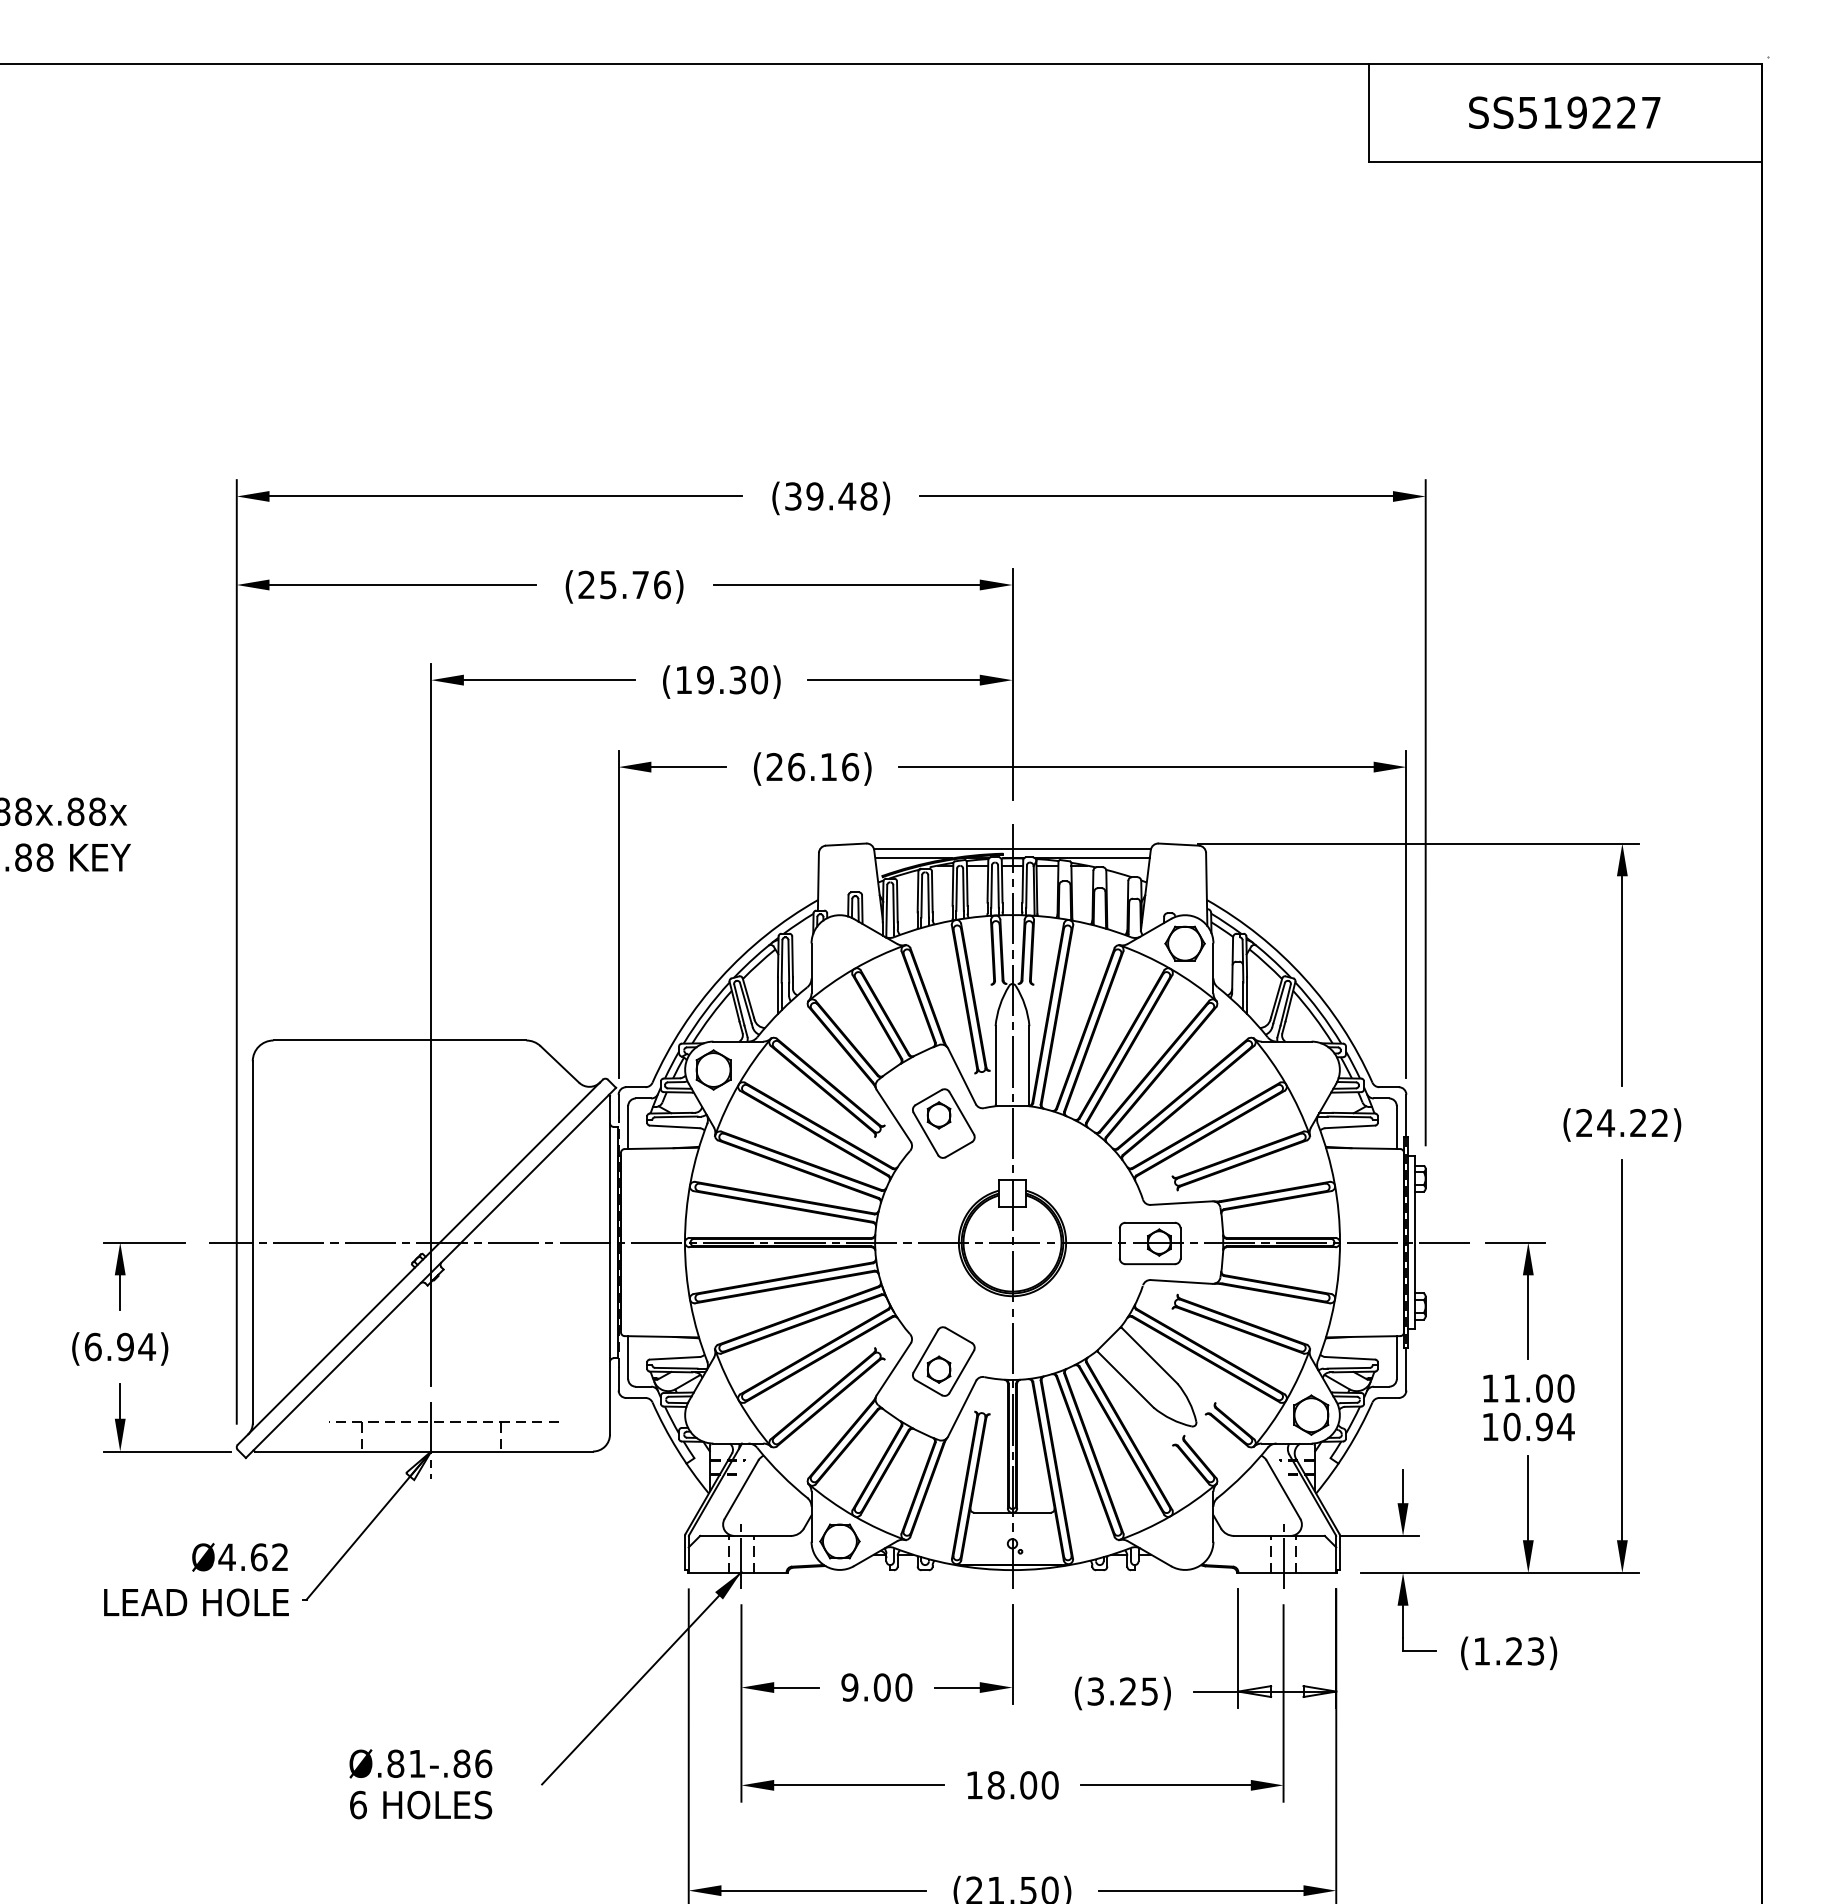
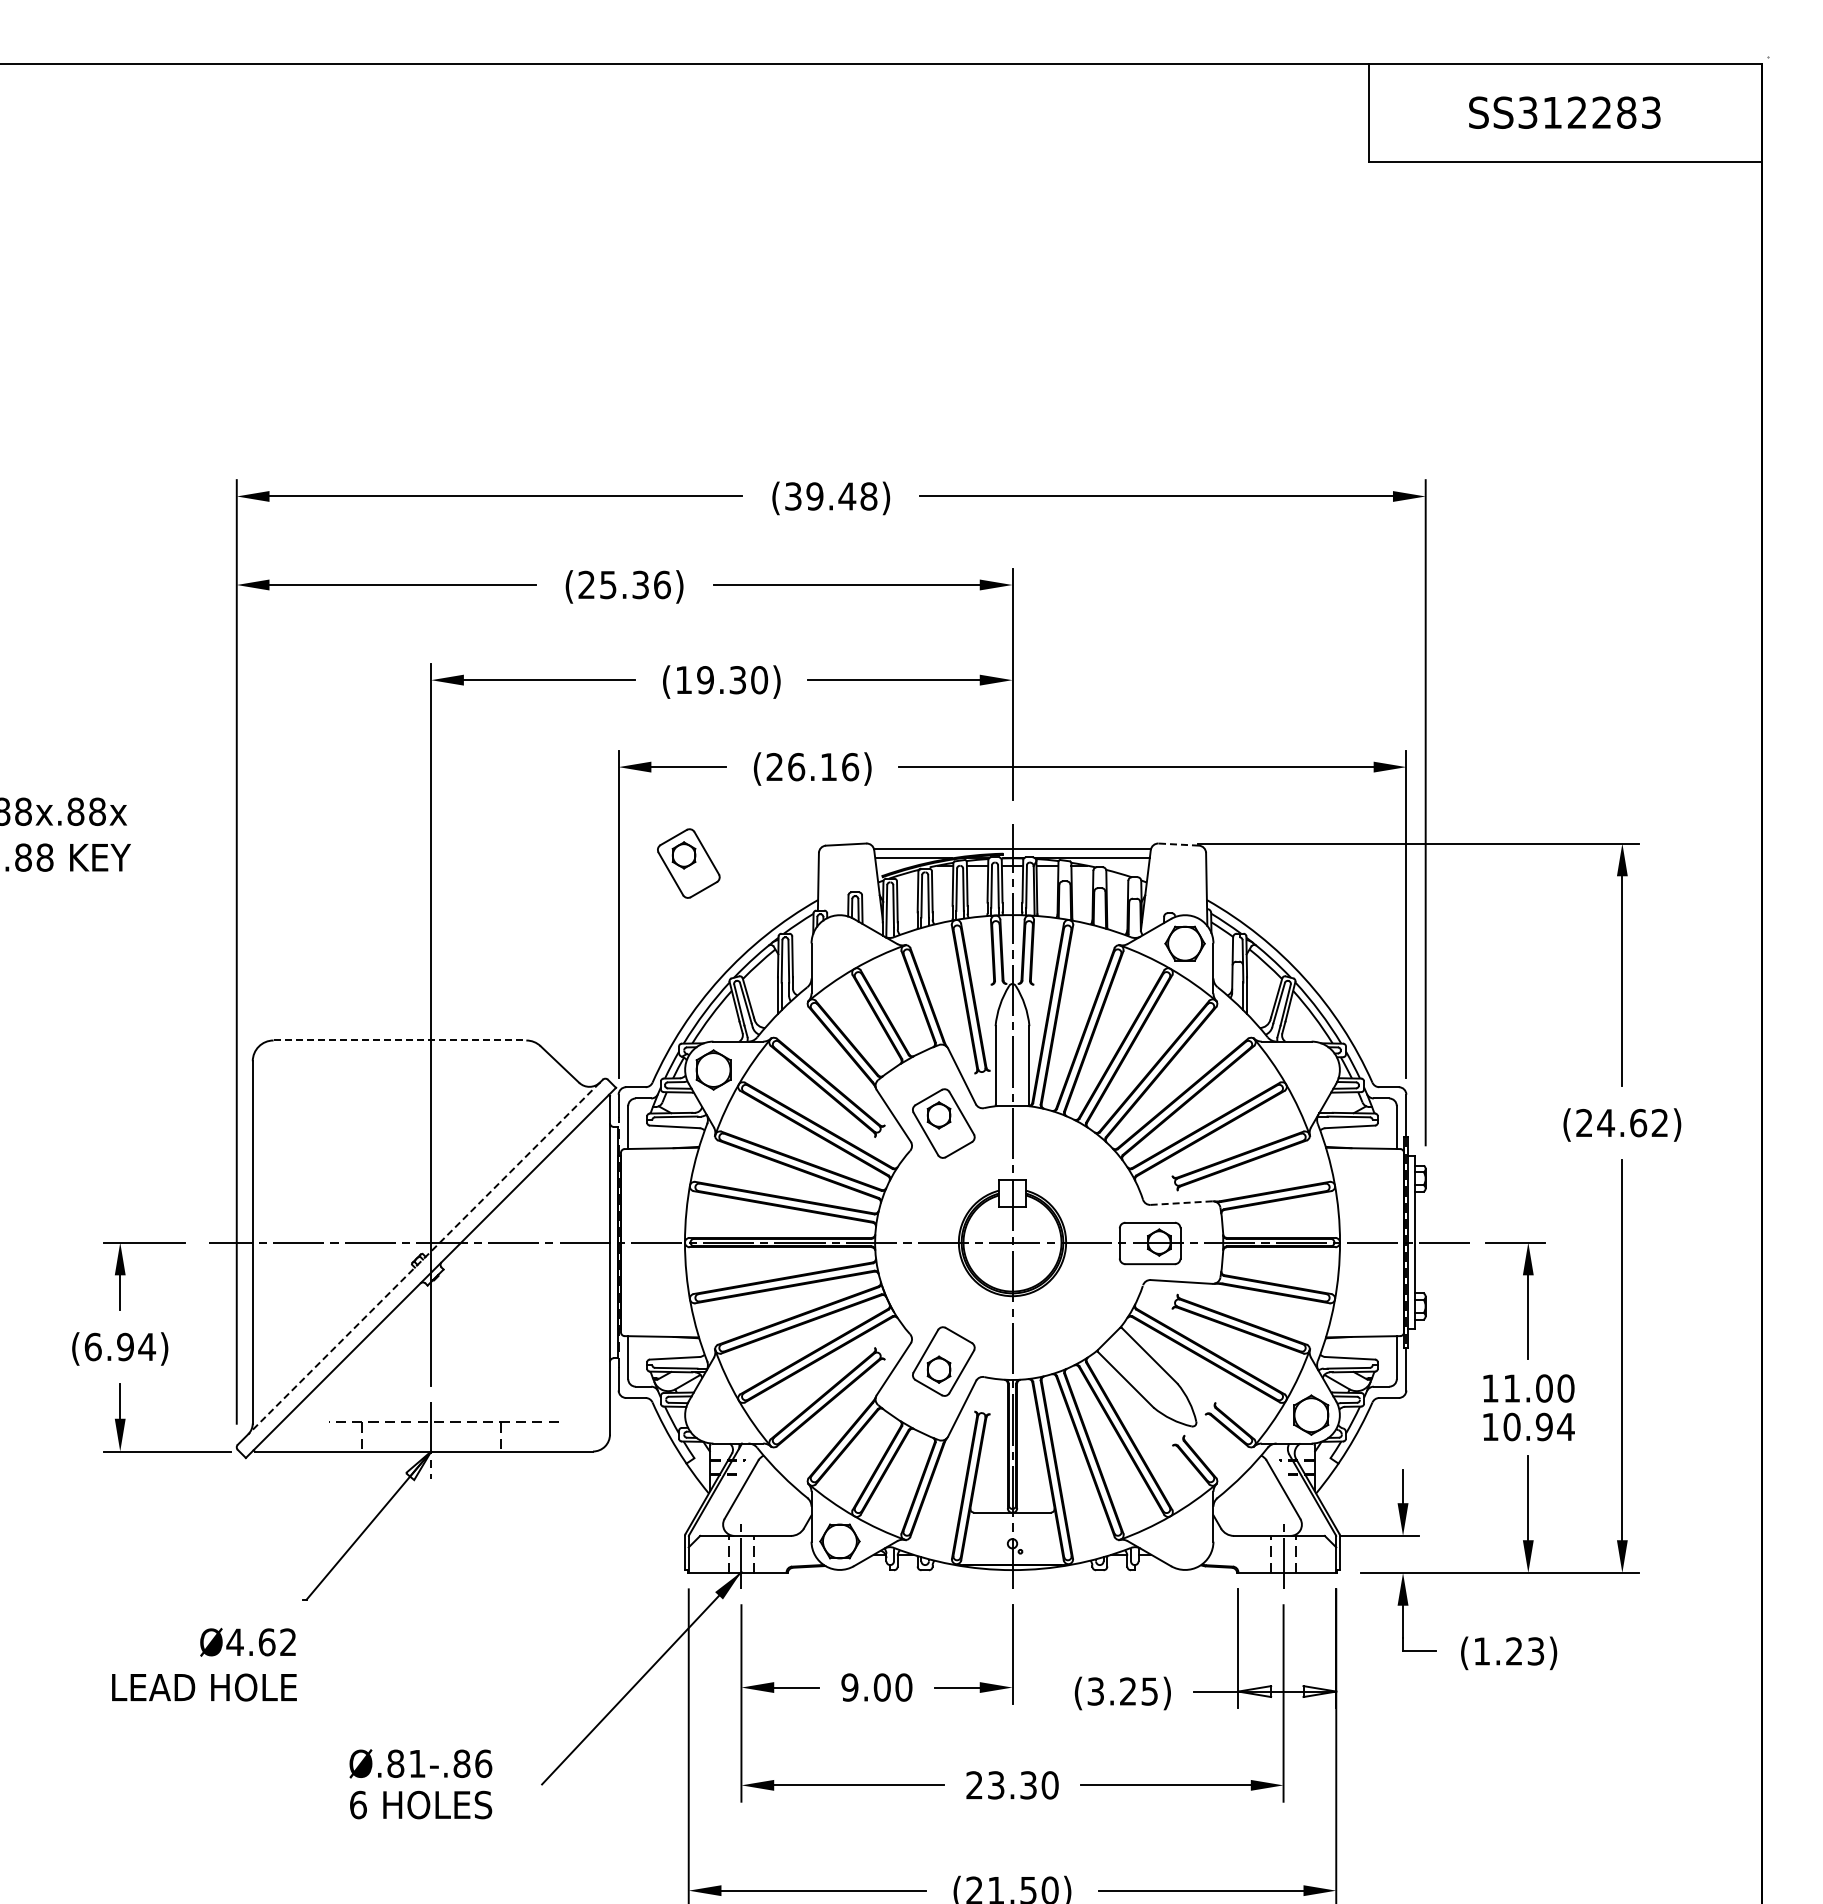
text: SS519227 -> SS312283 (1589, 112)
text: (25.76) -> (25.36) (640, 584)
line: solid -> dashed (1178, 844)
part: none -> present (688, 863)
line: solid -> dashed (400, 1040)
text: (24.22) -> (24.62) (1638, 1122)
line: solid -> dashed (1181, 1203)
line: solid -> dashed (424, 1258)
text position: (196, 1579) -> (204, 1664) (204, 1664)
text: 18.00 -> 23.30 (1001, 1785)
